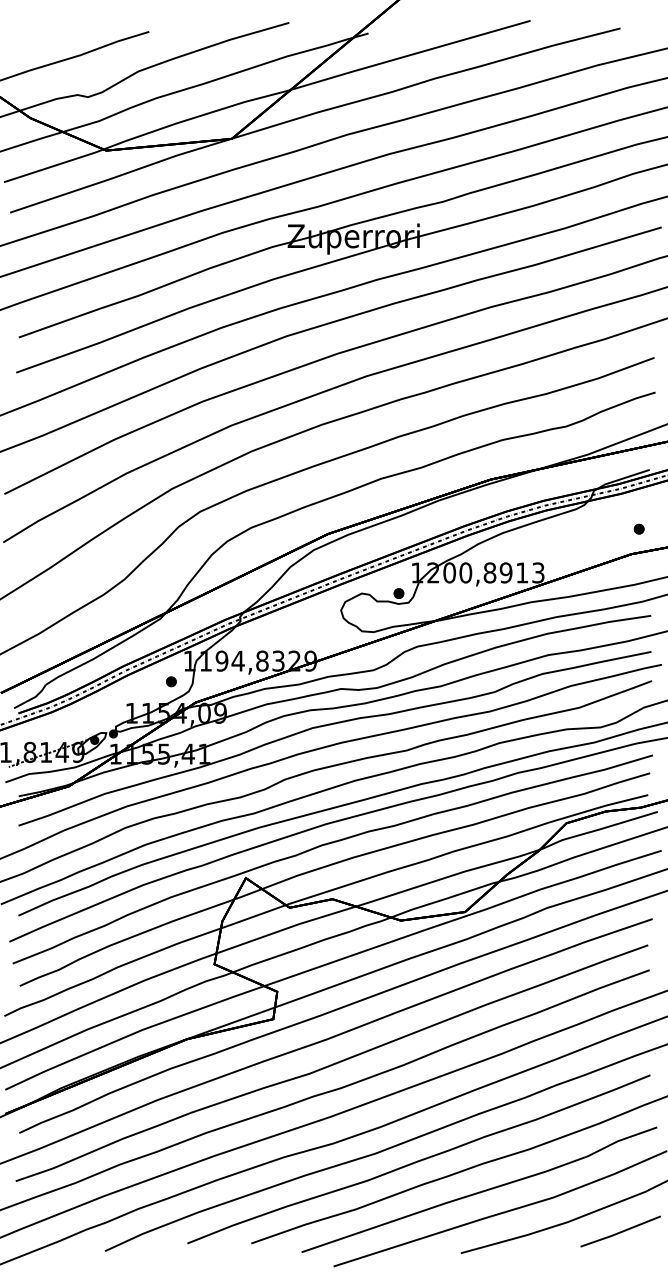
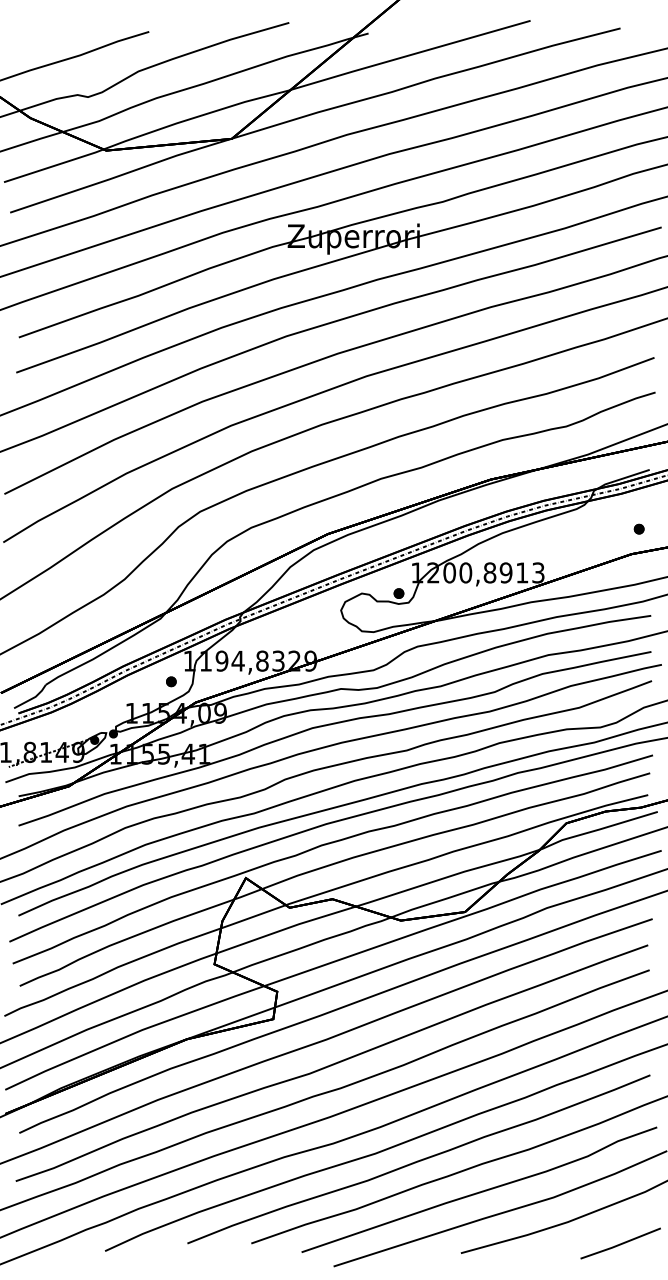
line position: (620, 1231) -> (620, 1243) (620, 1243)
